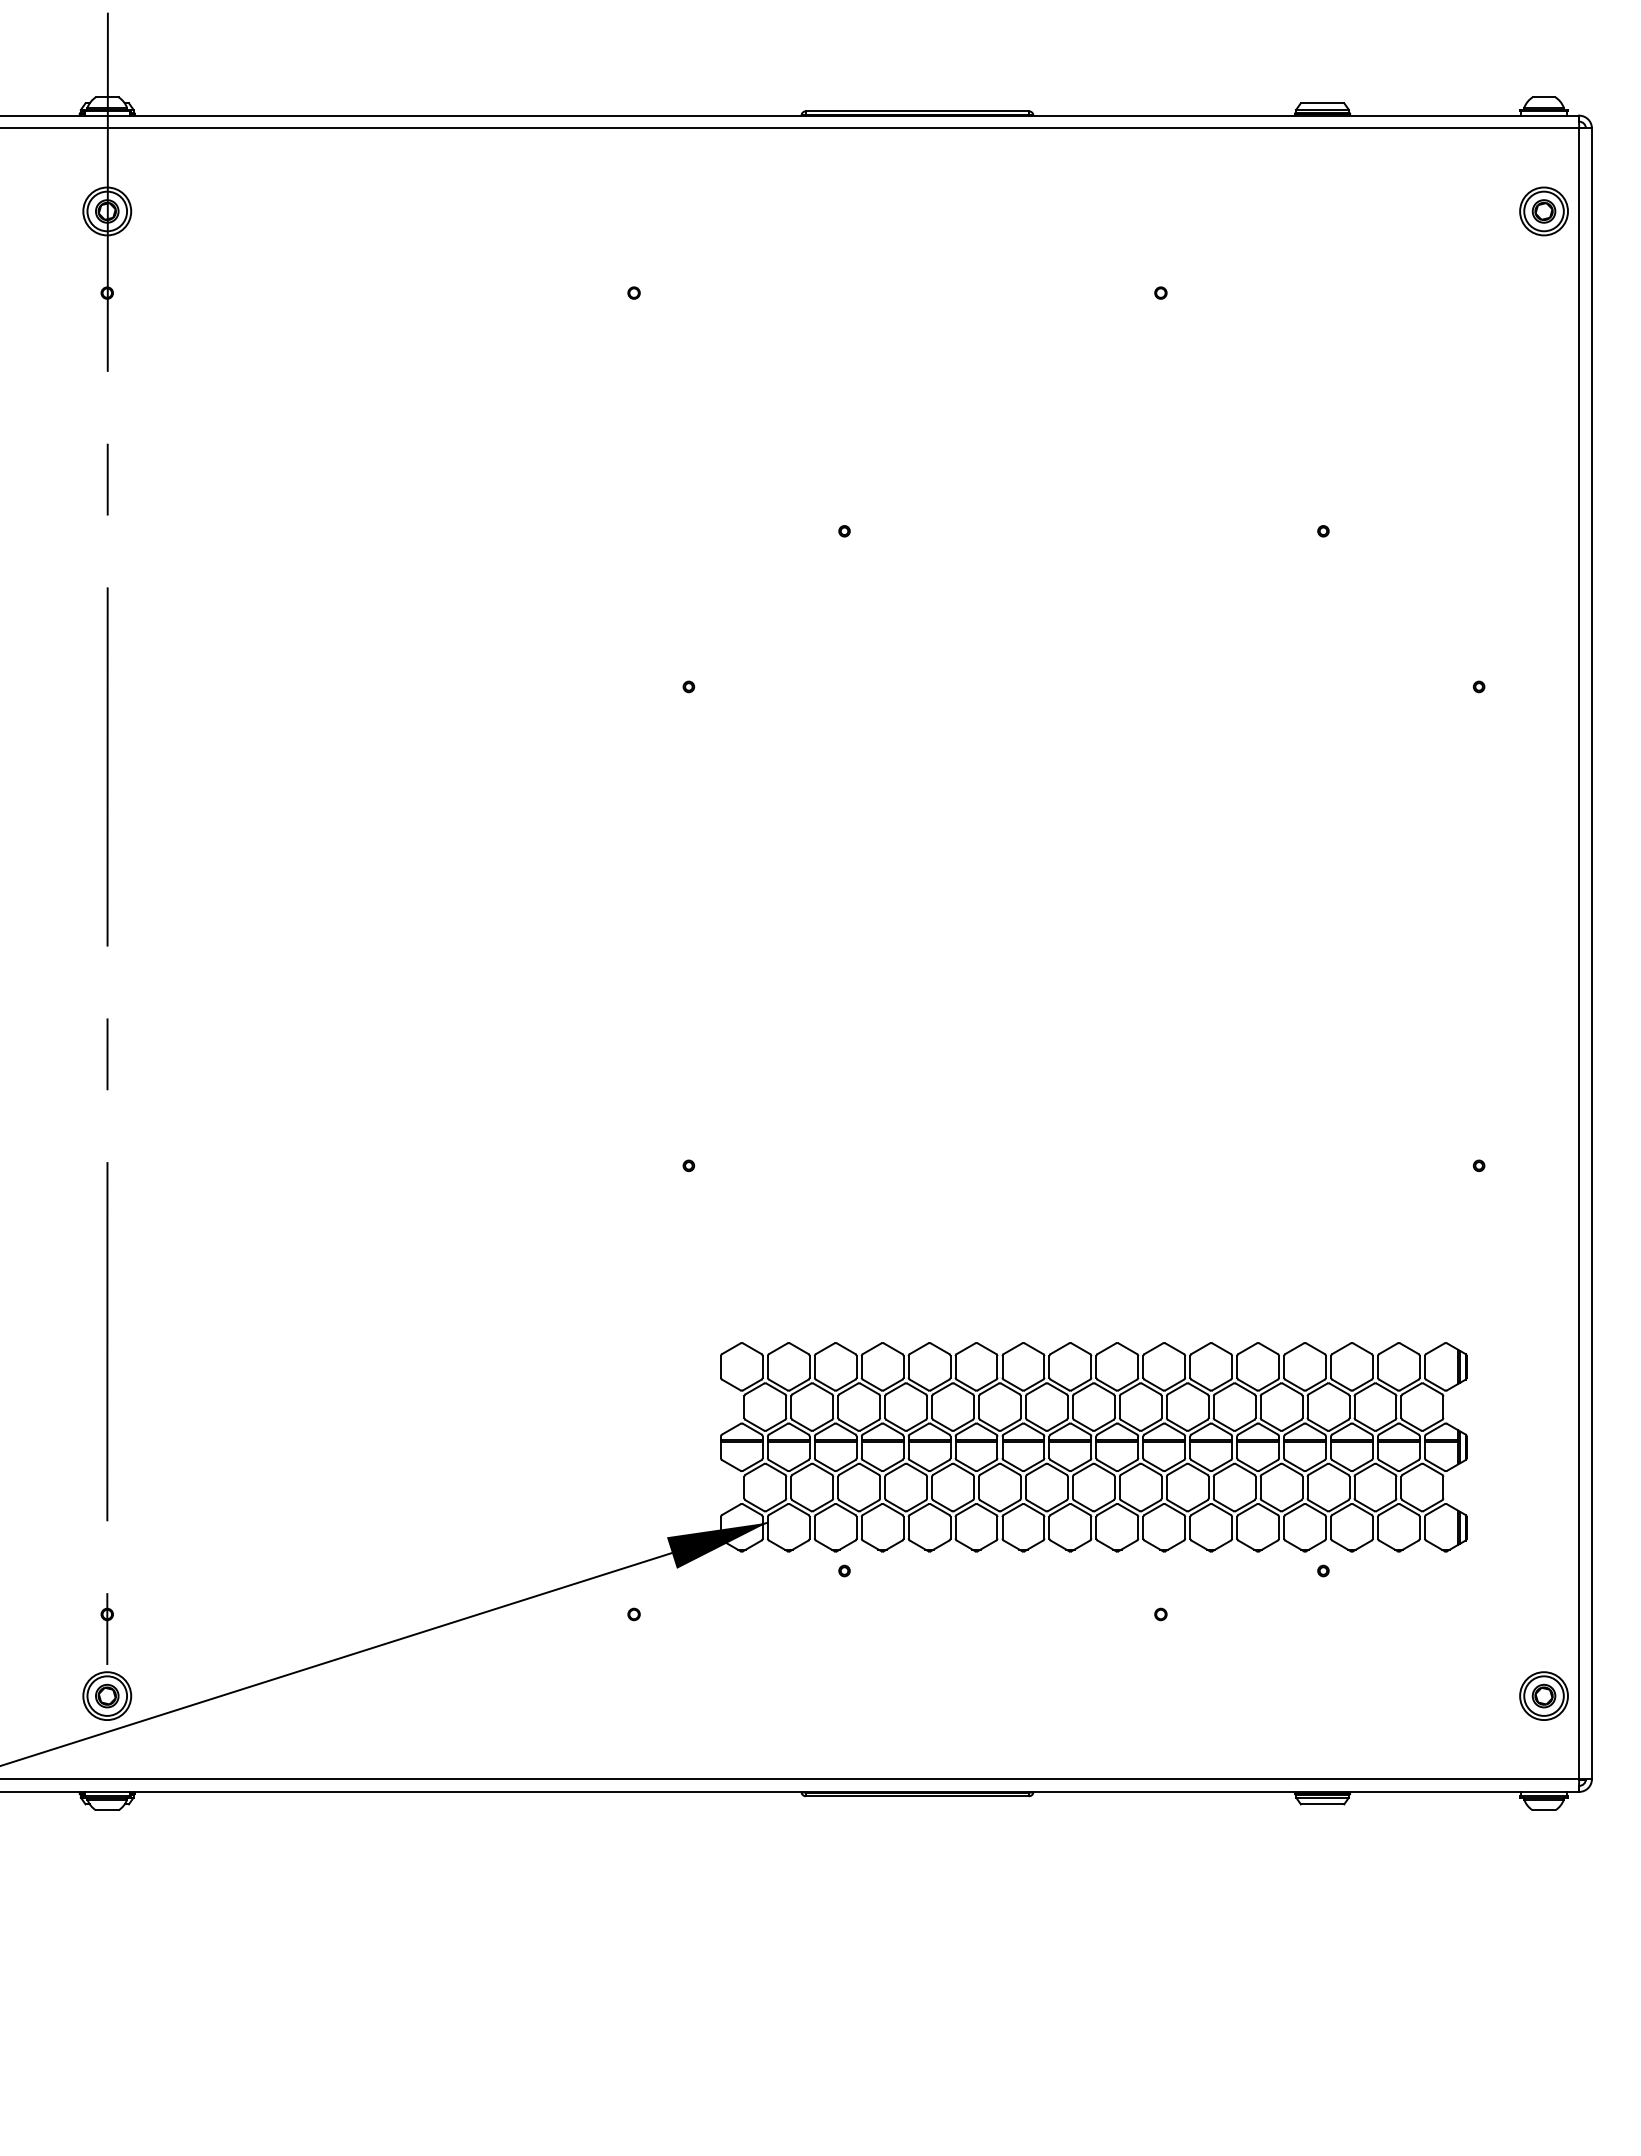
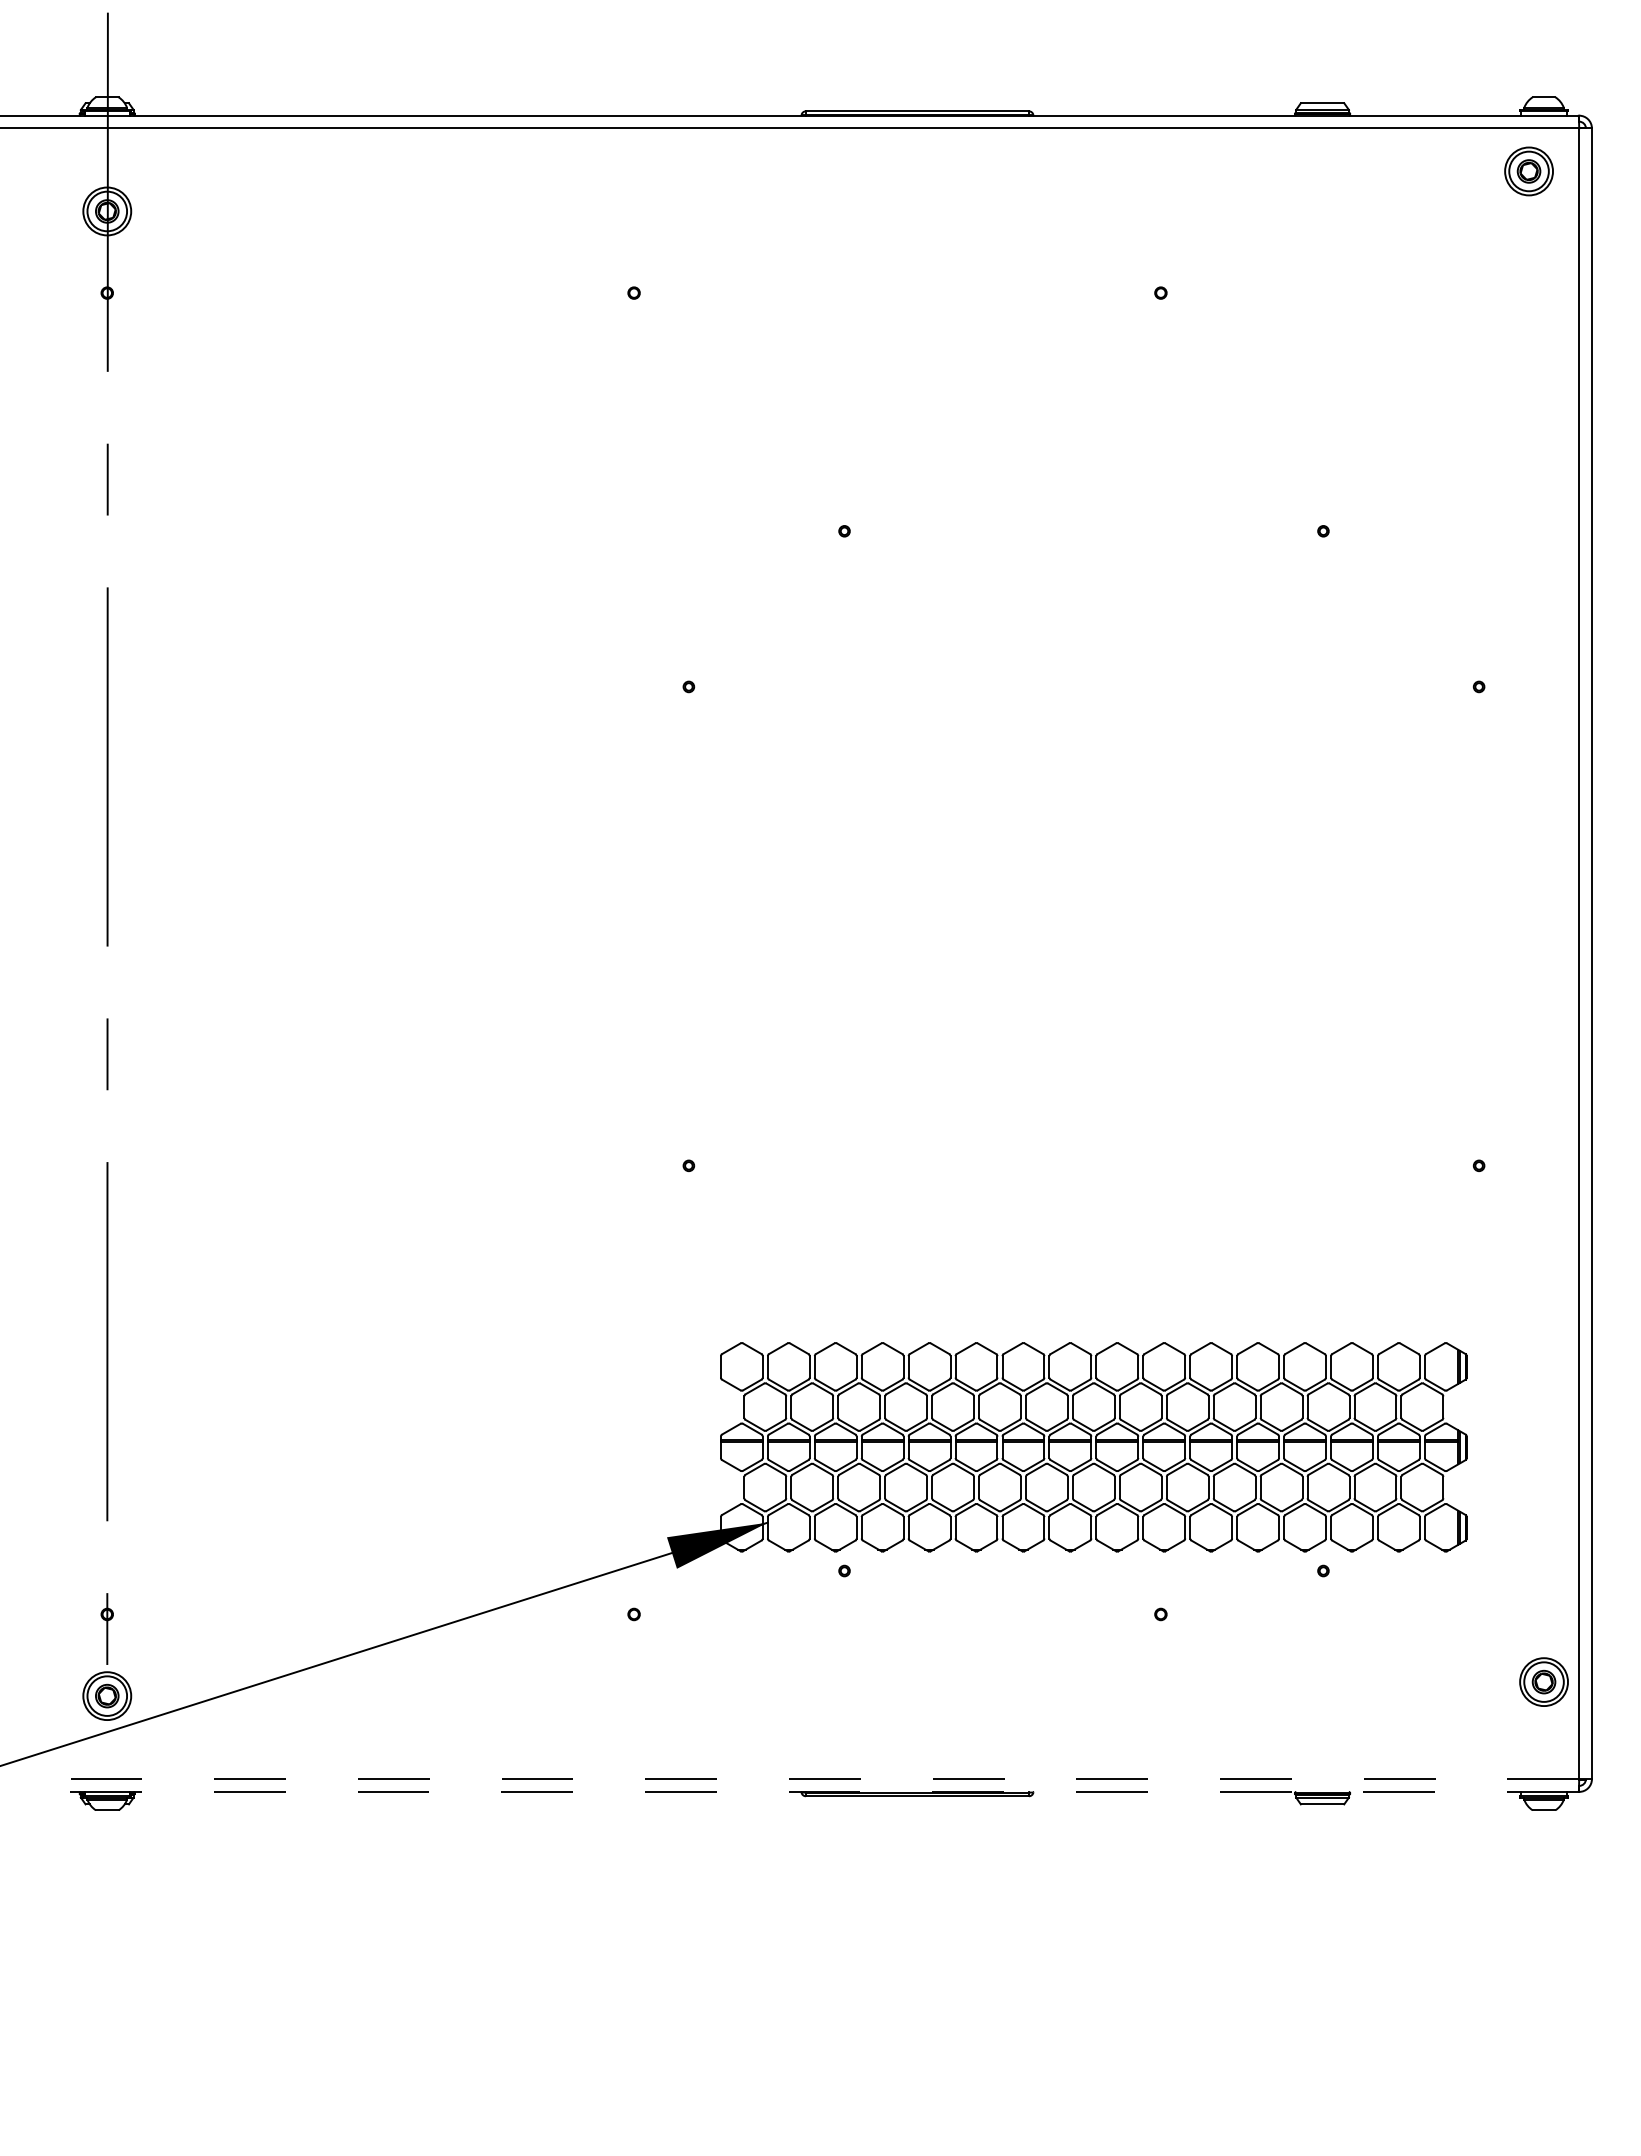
part position: (1543, 211) -> (1528, 171) (1528, 171)
part position: (1543, 1695) -> (1543, 1681) (1543, 1681)
line: solid -> dashed (789, 1779)
line: solid -> dashed (789, 1791)
